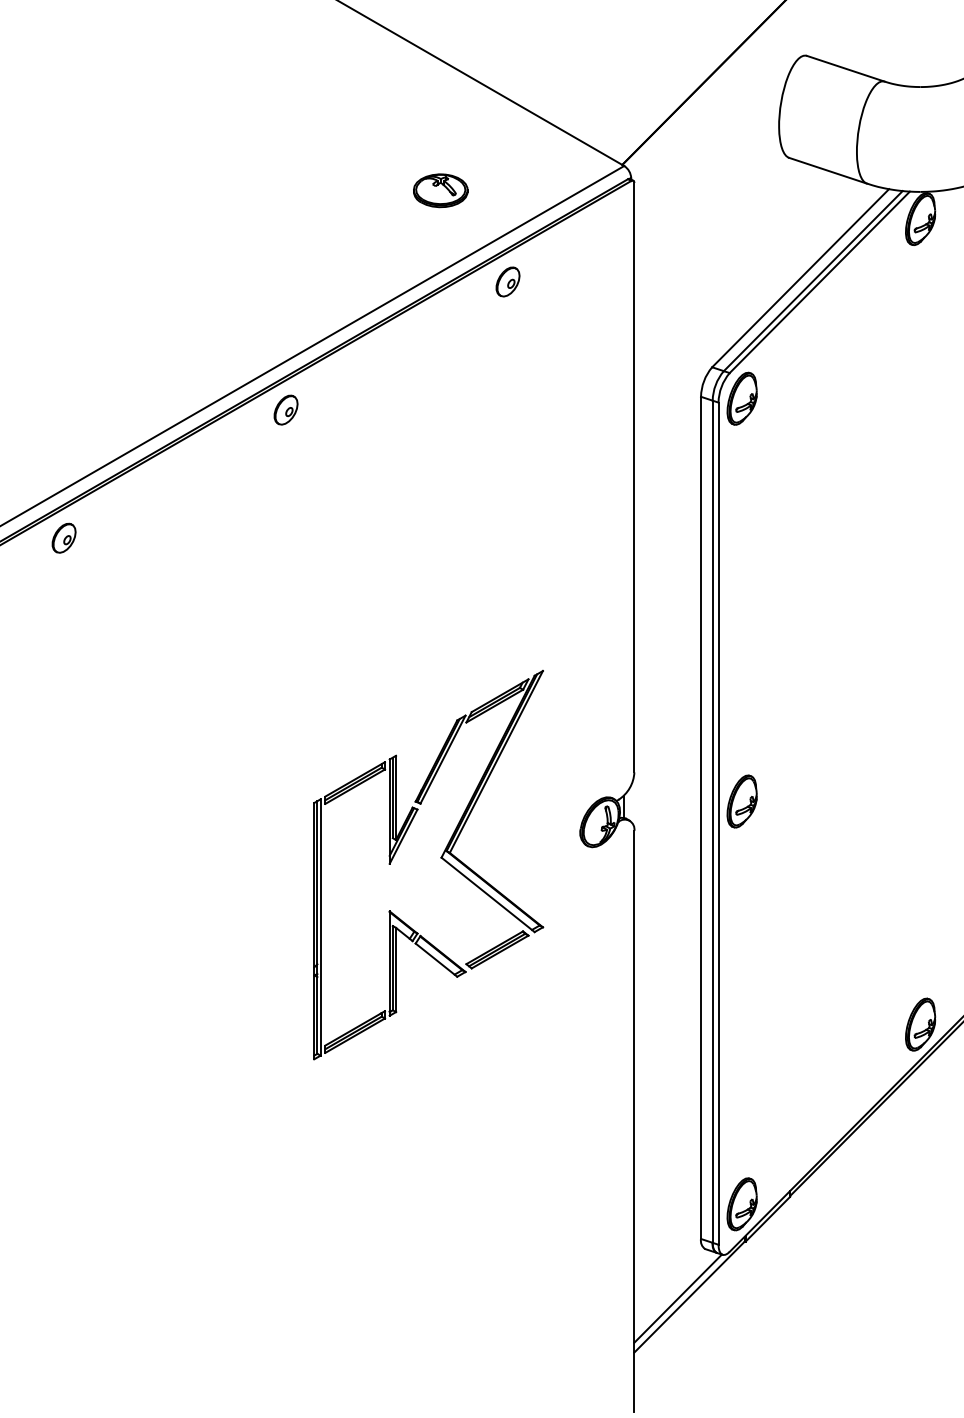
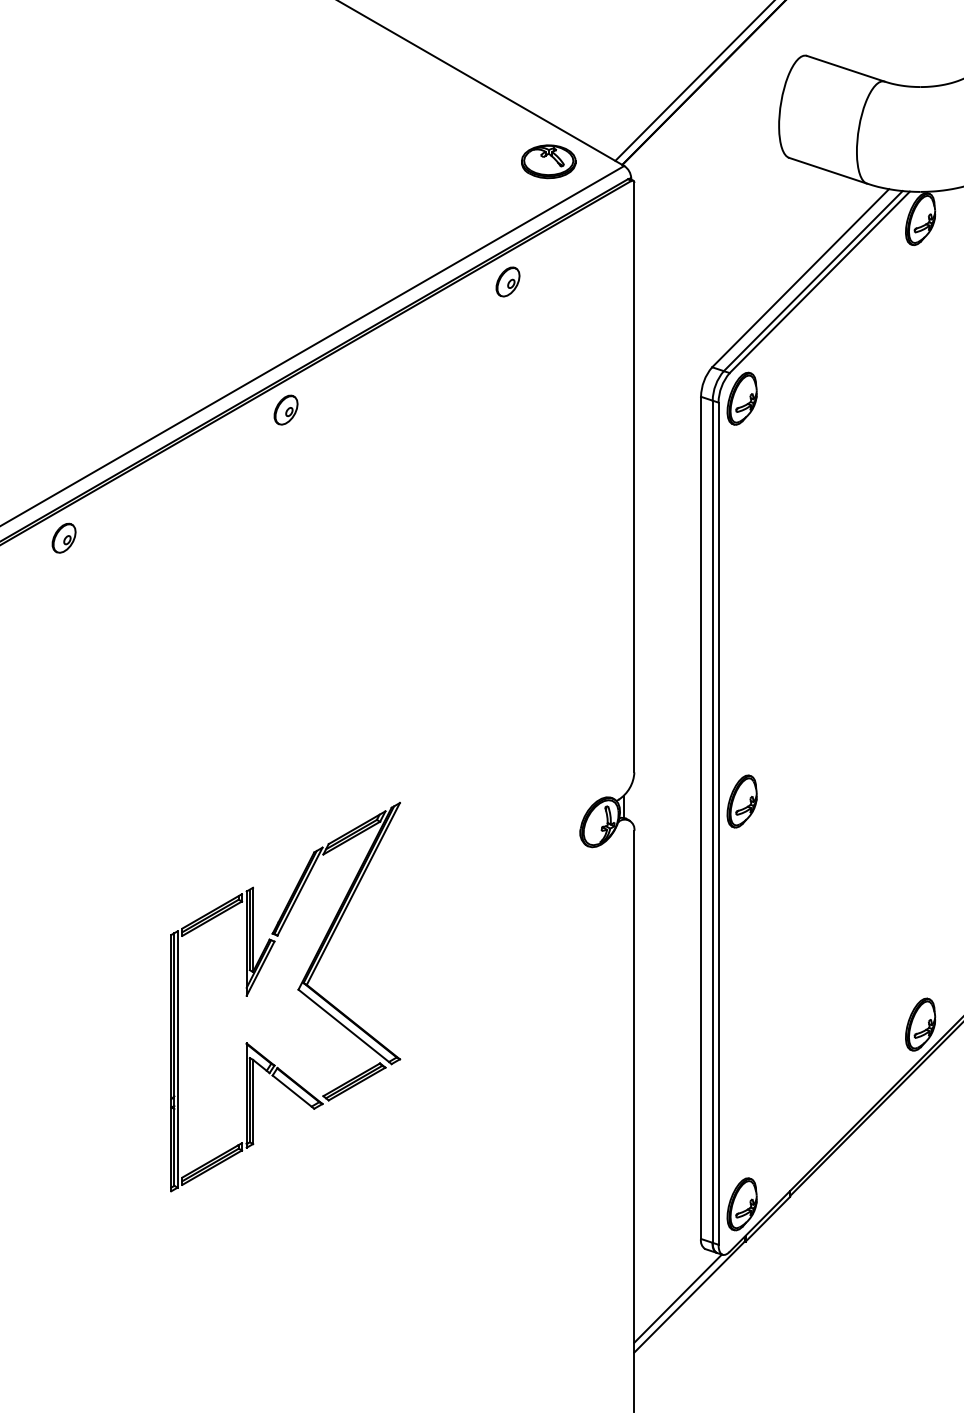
line: none -> present (693, 81)
part position: (440, 190) -> (548, 161) (548, 161)
part position: (440, 858) -> (297, 990) (297, 990)
